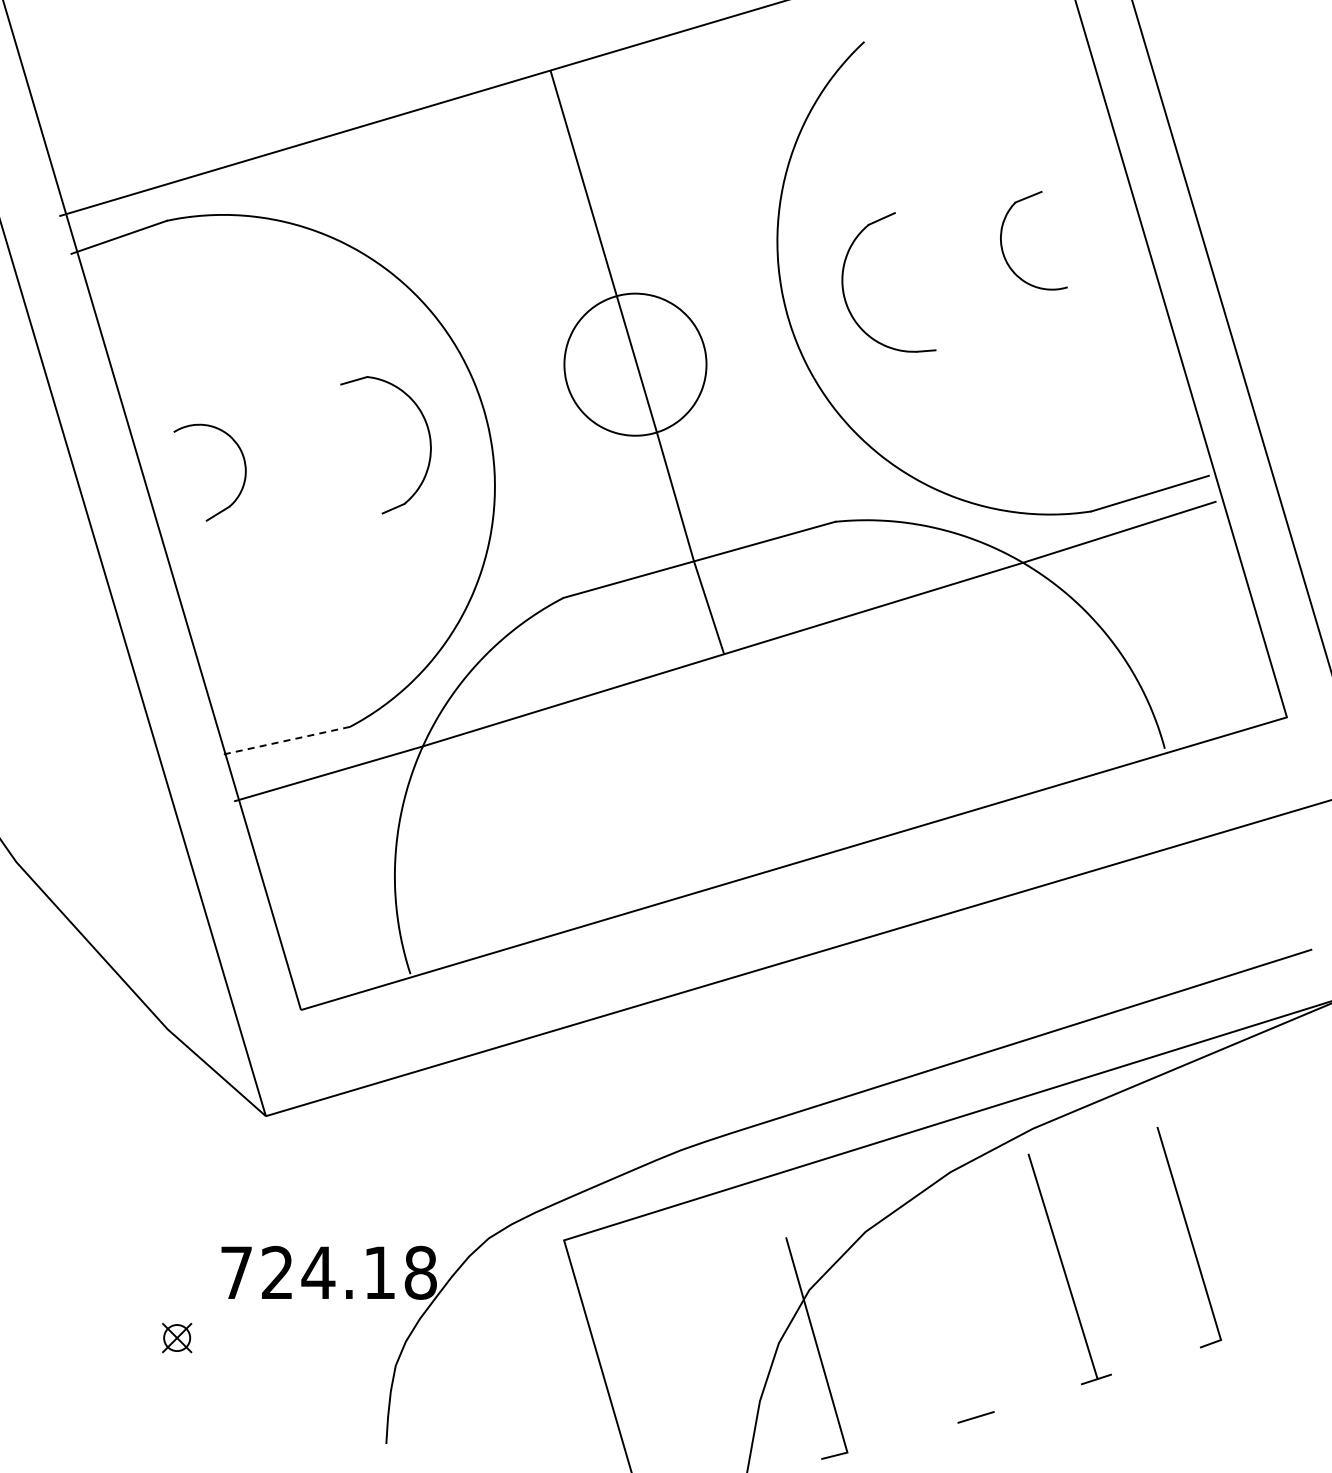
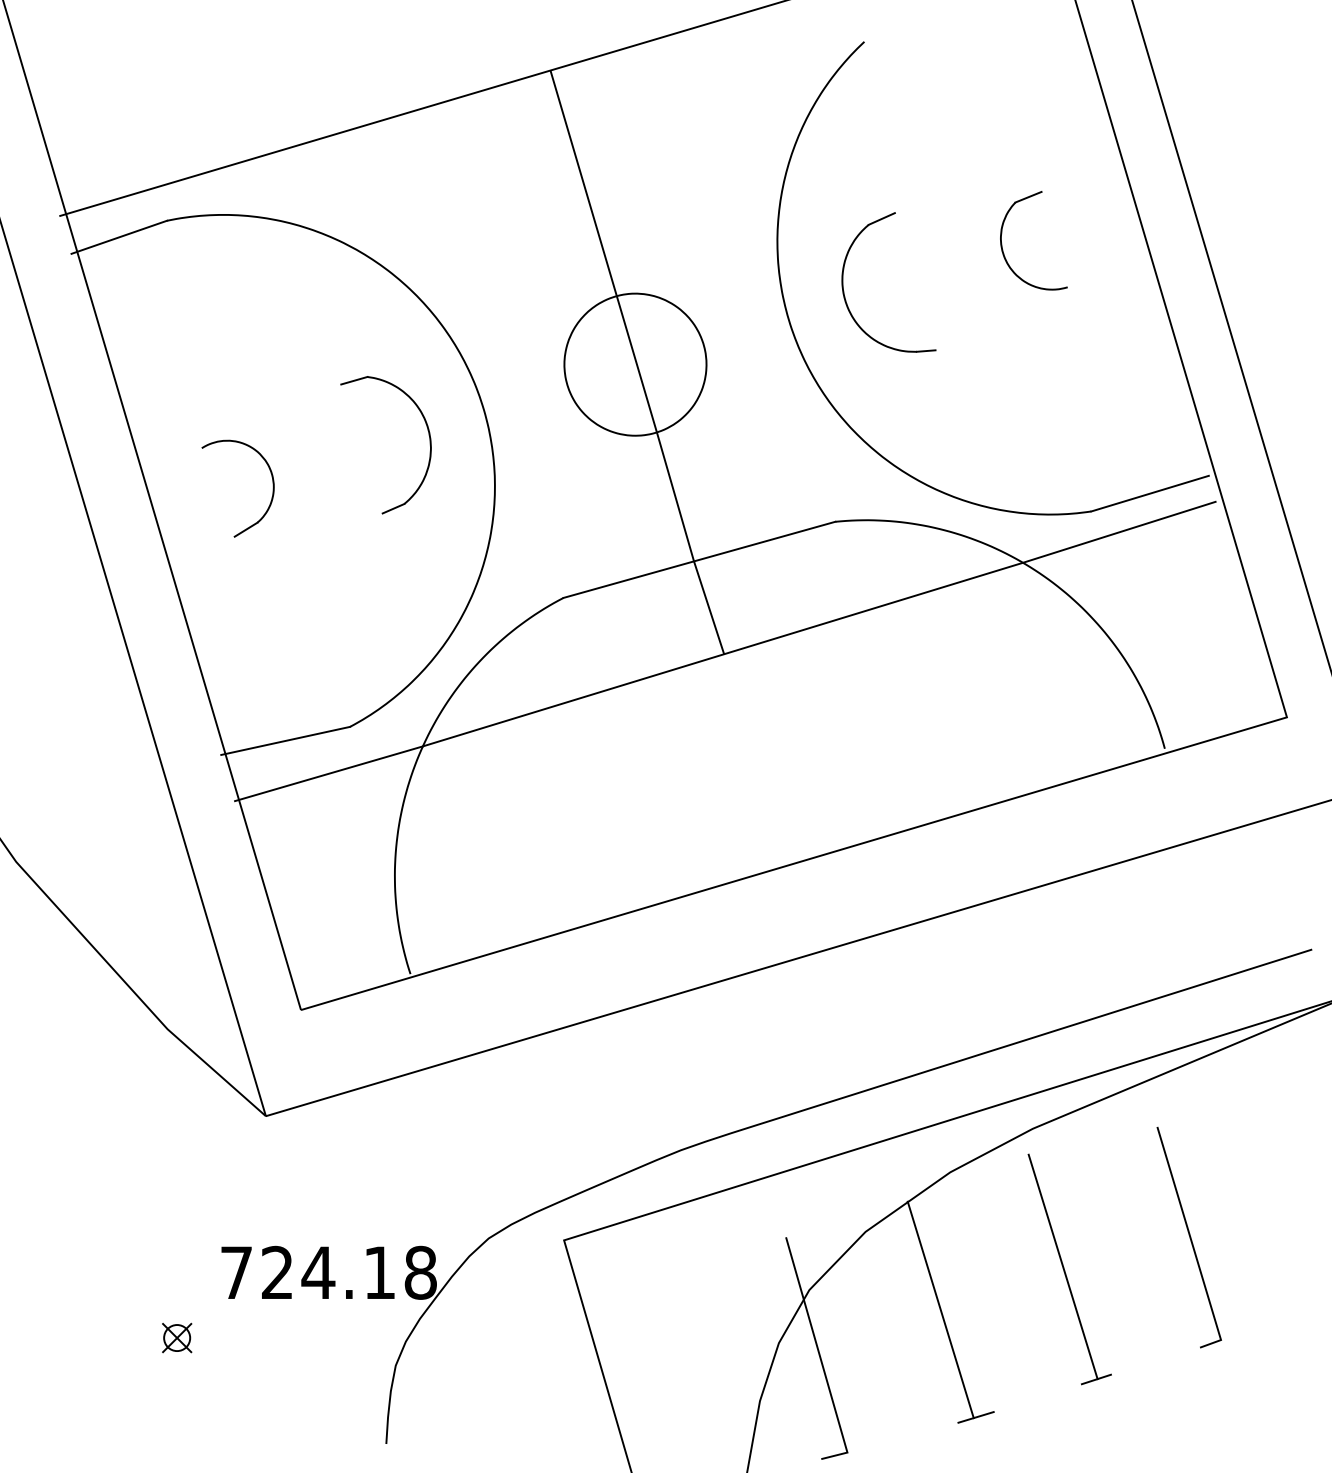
part position: (244, 472) -> (272, 488) (272, 488)
line: dashed -> solid (285, 740)
line: none -> present (940, 1309)
